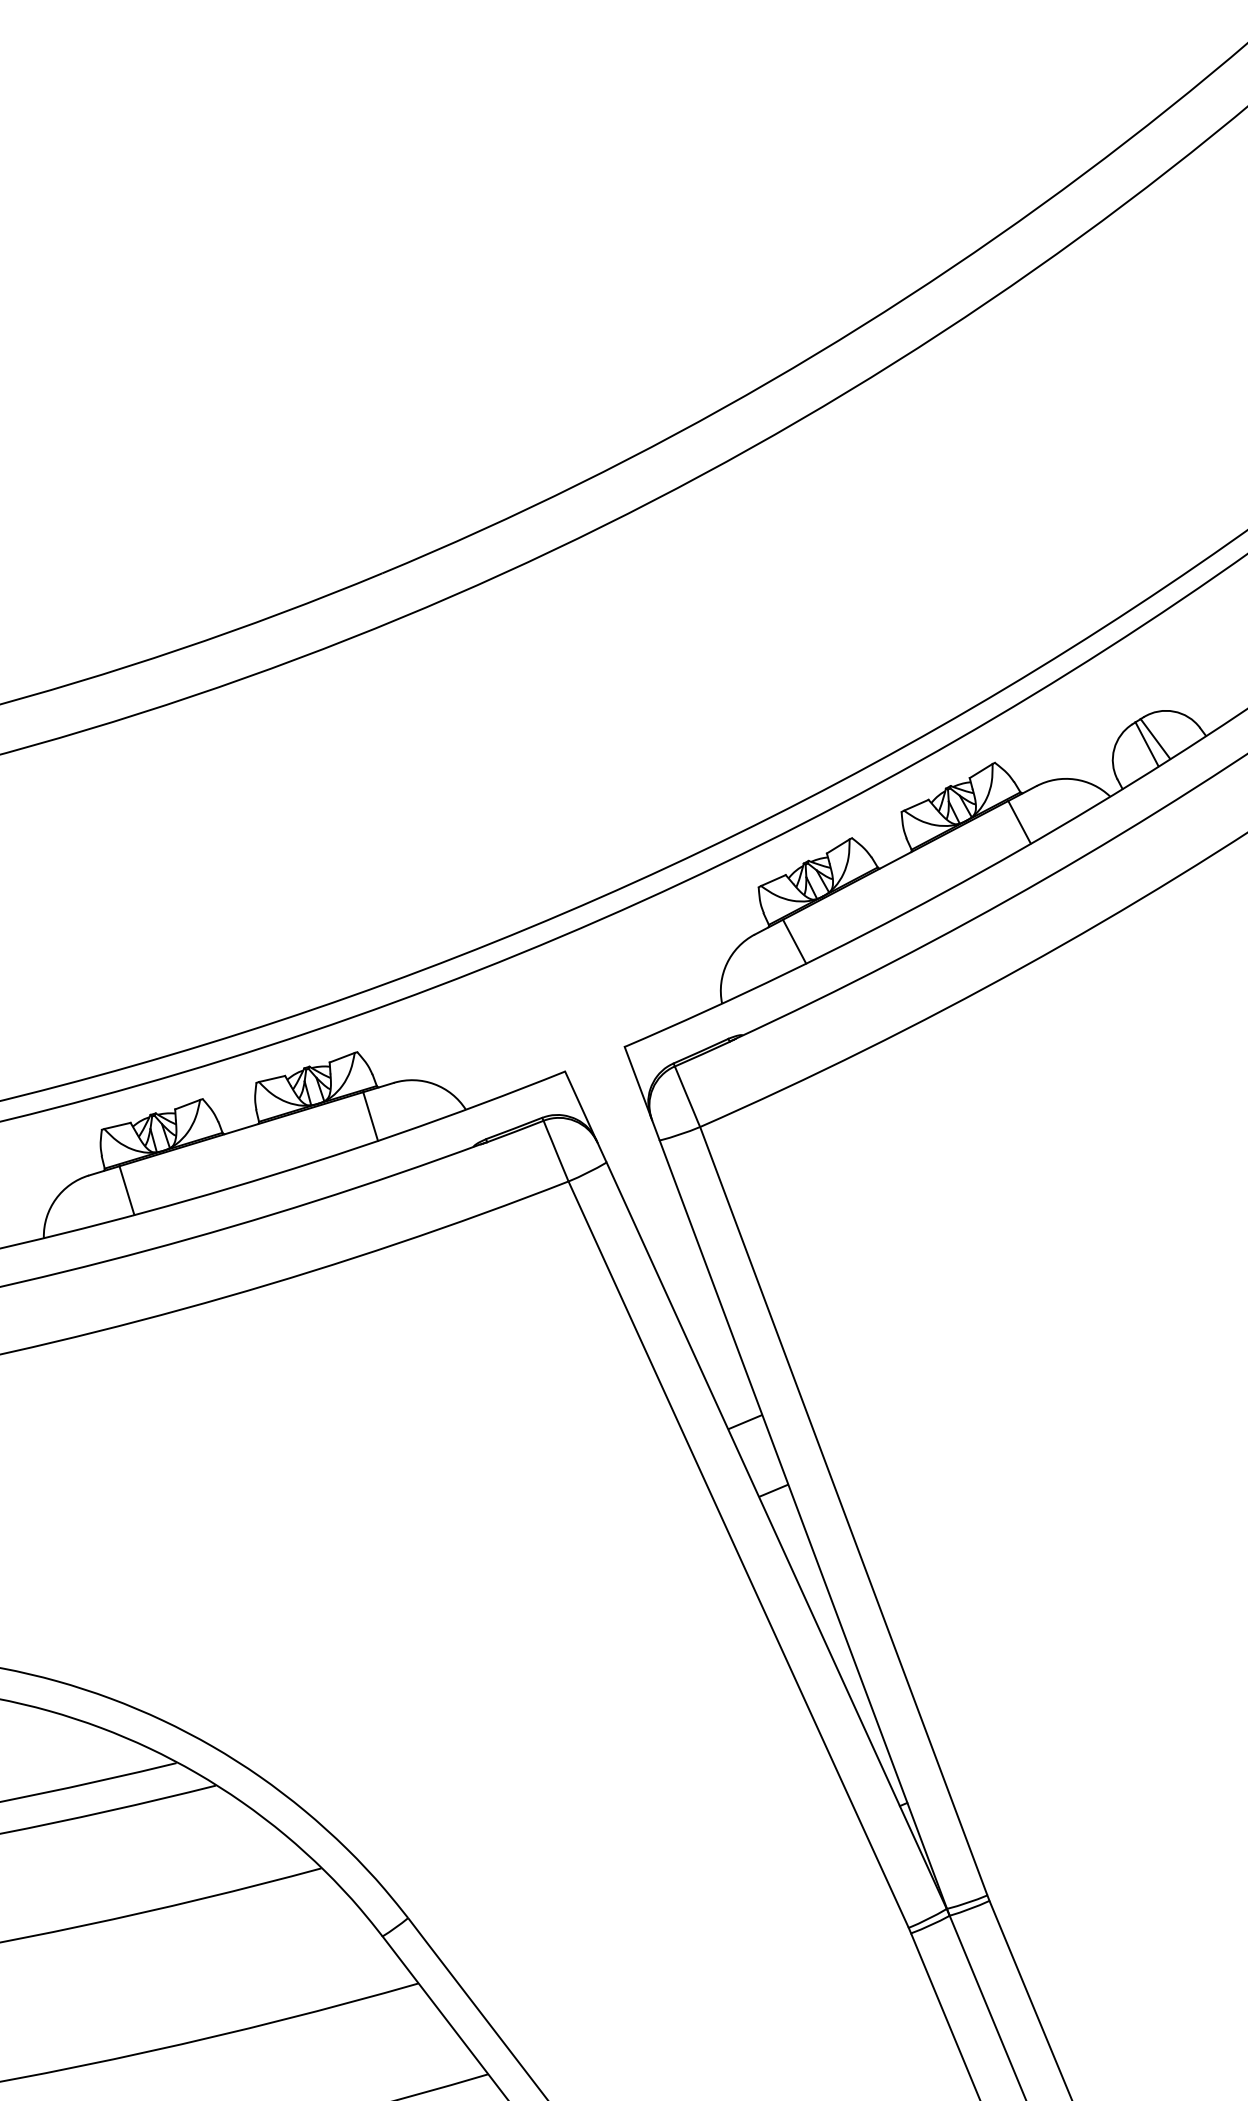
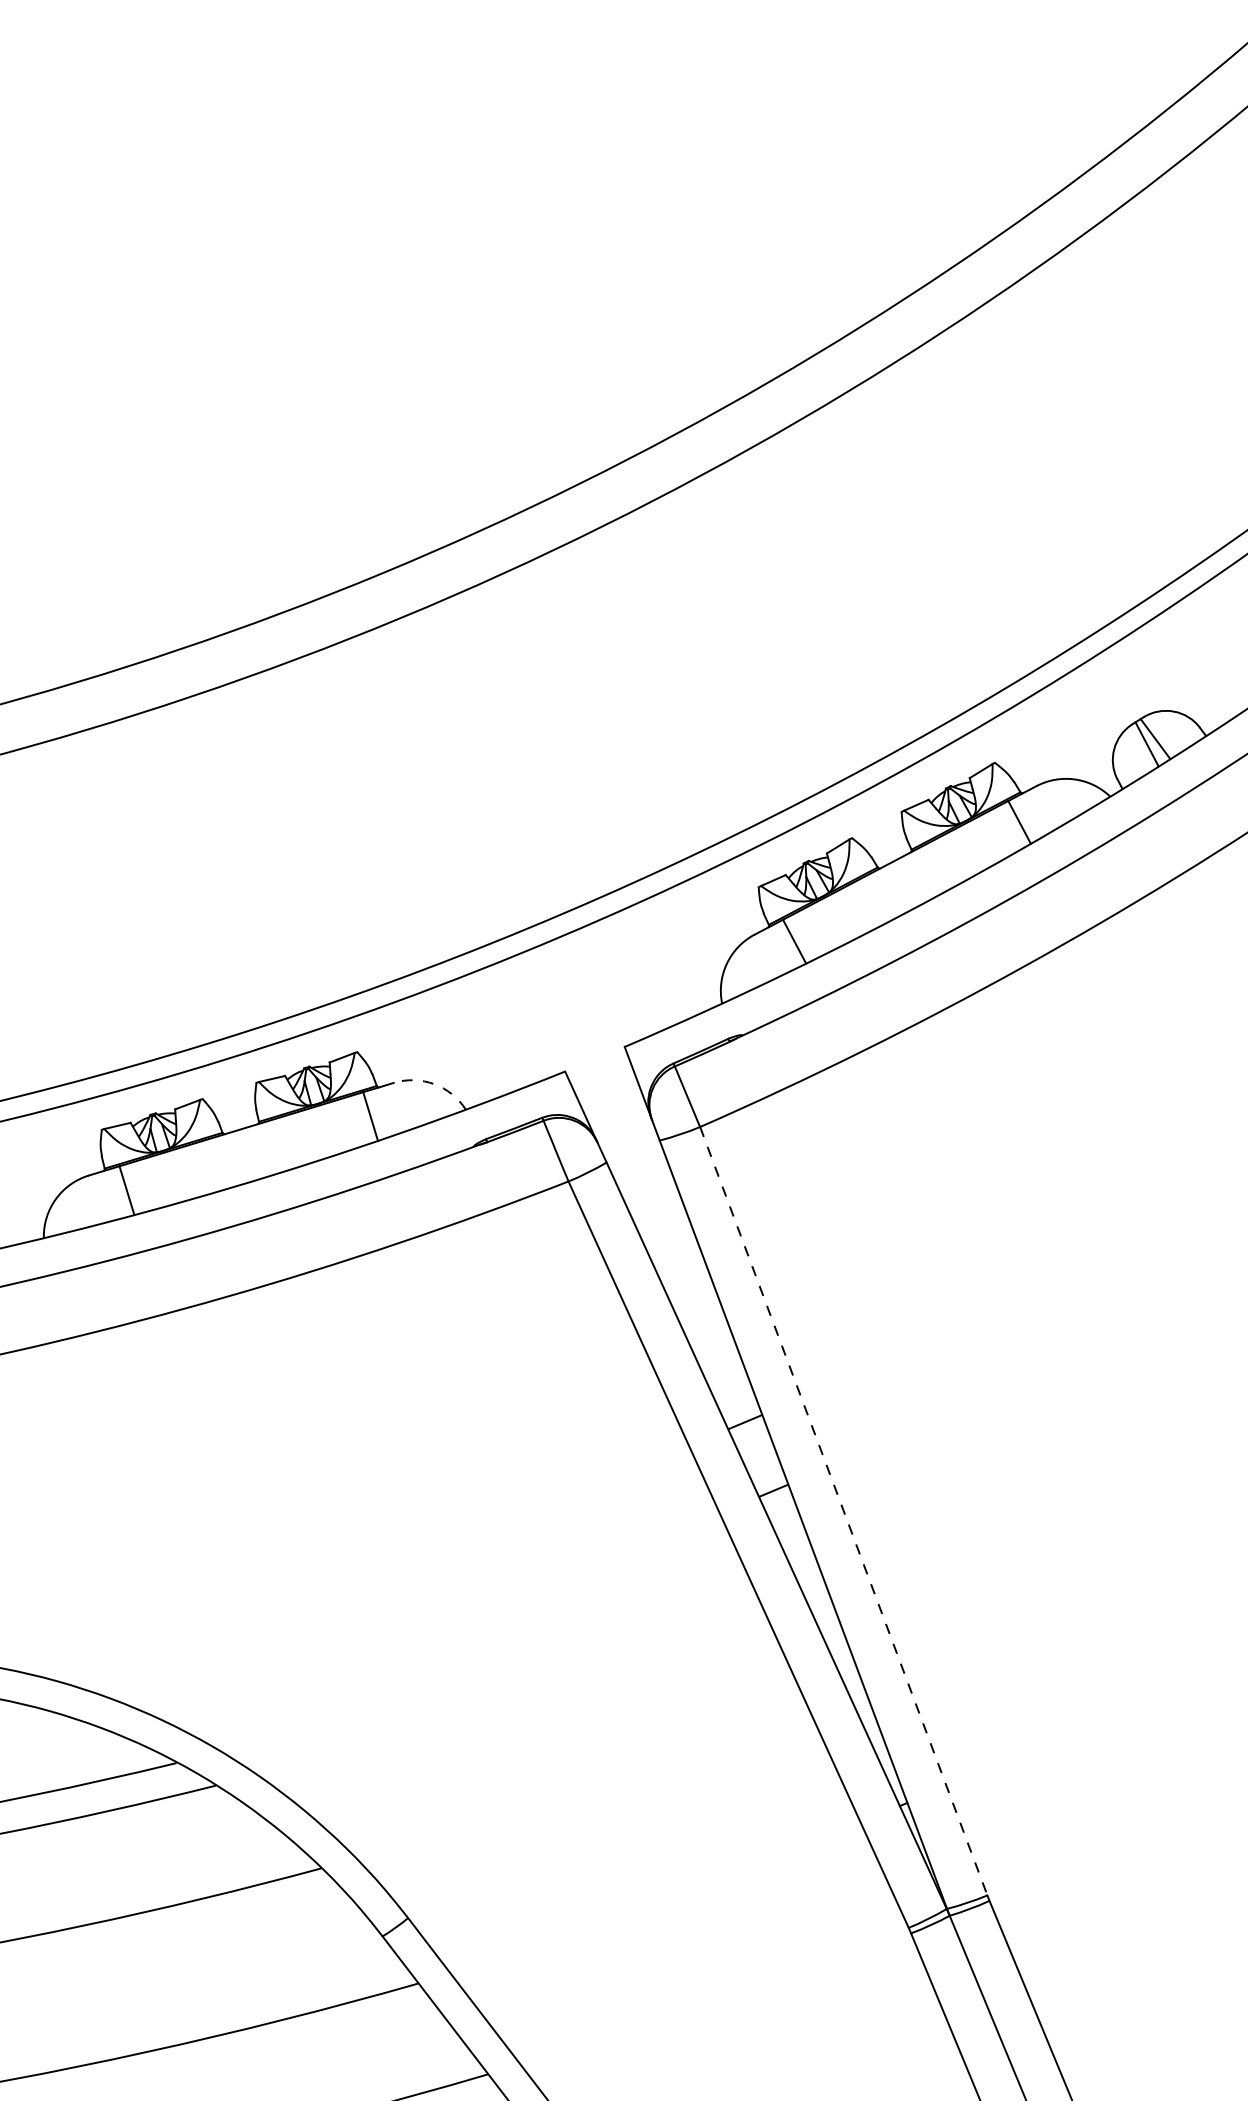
arc: solid -> dashed (434, 1084)
line: solid -> dashed (843, 1511)
